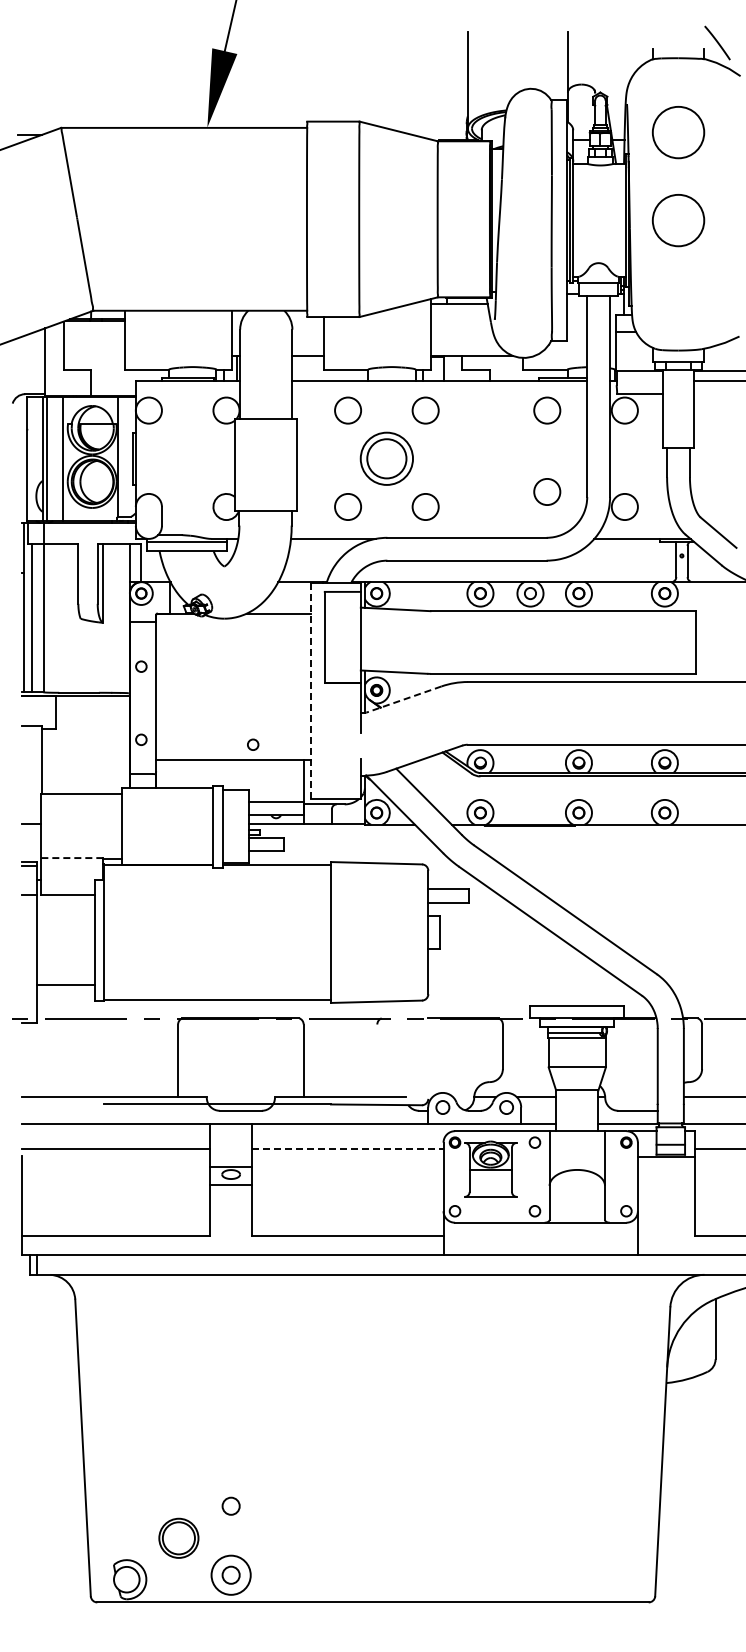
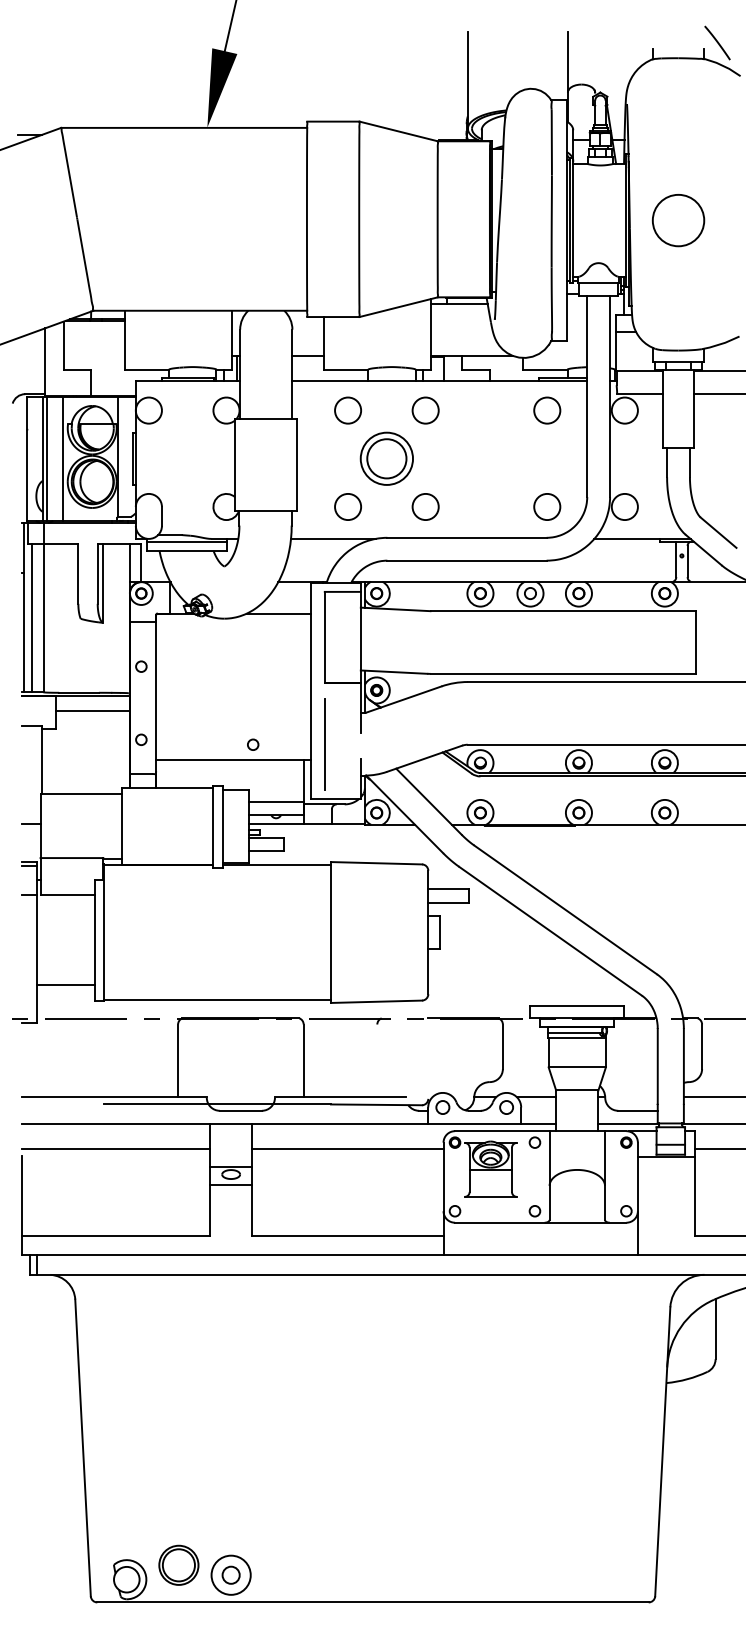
circle: present -> none (678, 132)
line position: (717, 380) -> (717, 393) (717, 393)
circle position: (547, 491) -> (547, 506) (547, 506)
line: dashed -> solid (311, 691)
line: dashed -> solid (403, 699)
line: none -> present (92, 711)
line: none -> present (324, 744)
line: dashed -> solid (71, 858)
line: dashed -> solid (347, 1148)
circle: present -> none (230, 1505)
part position: (178, 1537) -> (178, 1564) (178, 1564)
